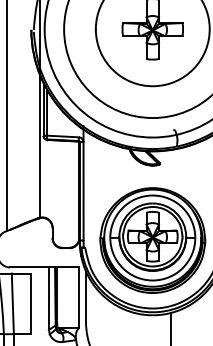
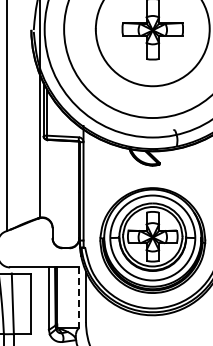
line: solid -> dashed (79, 298)
line: present -> none (171, 327)
